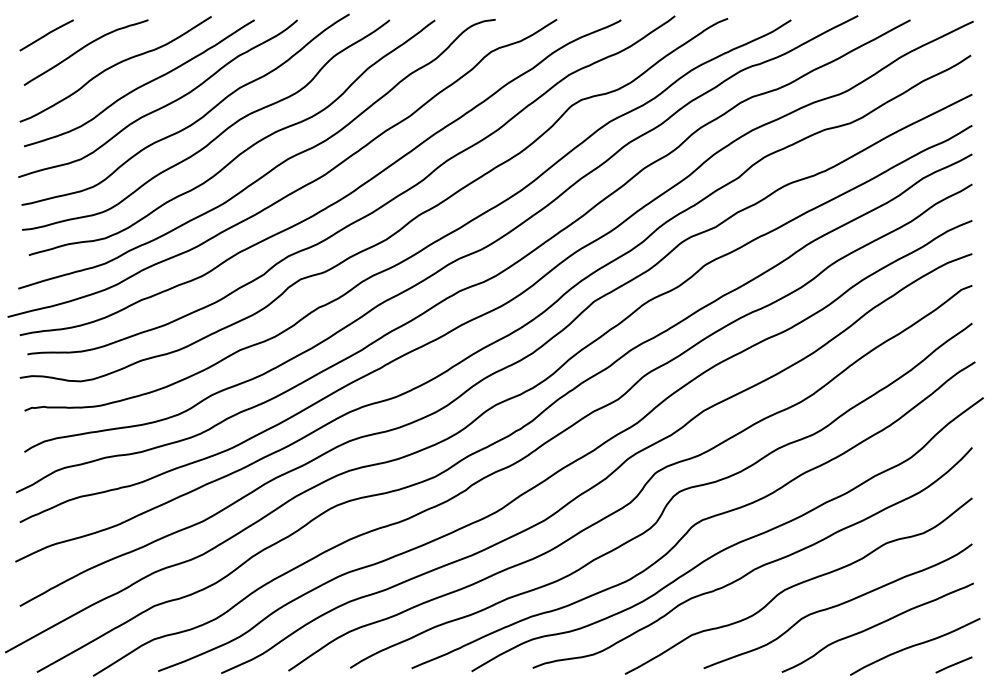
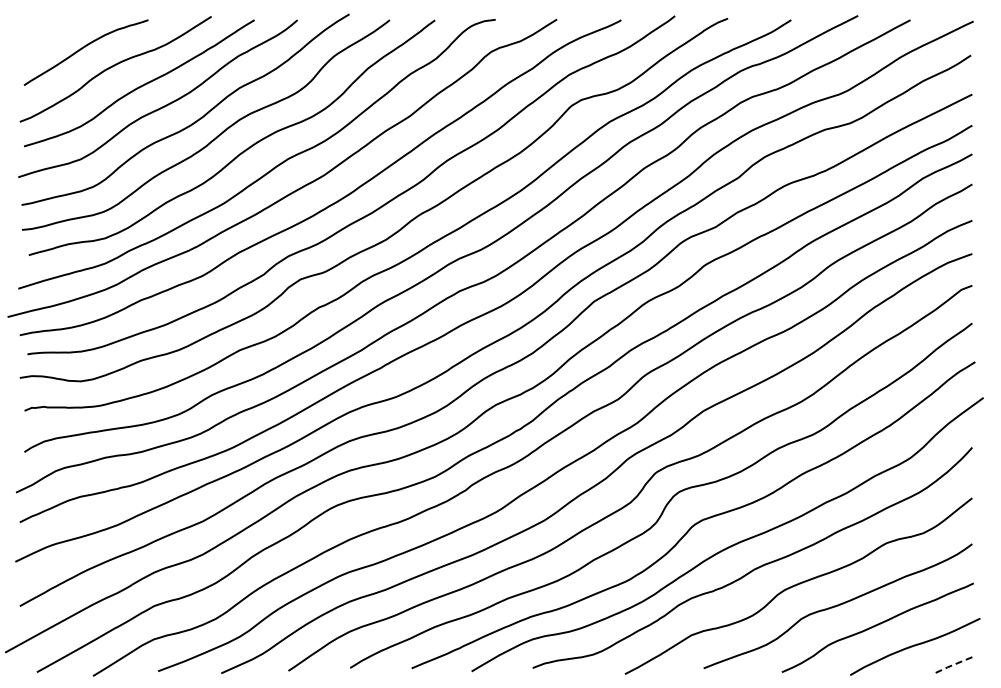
line: present -> none (46, 35)
line: solid -> dashed (953, 665)
